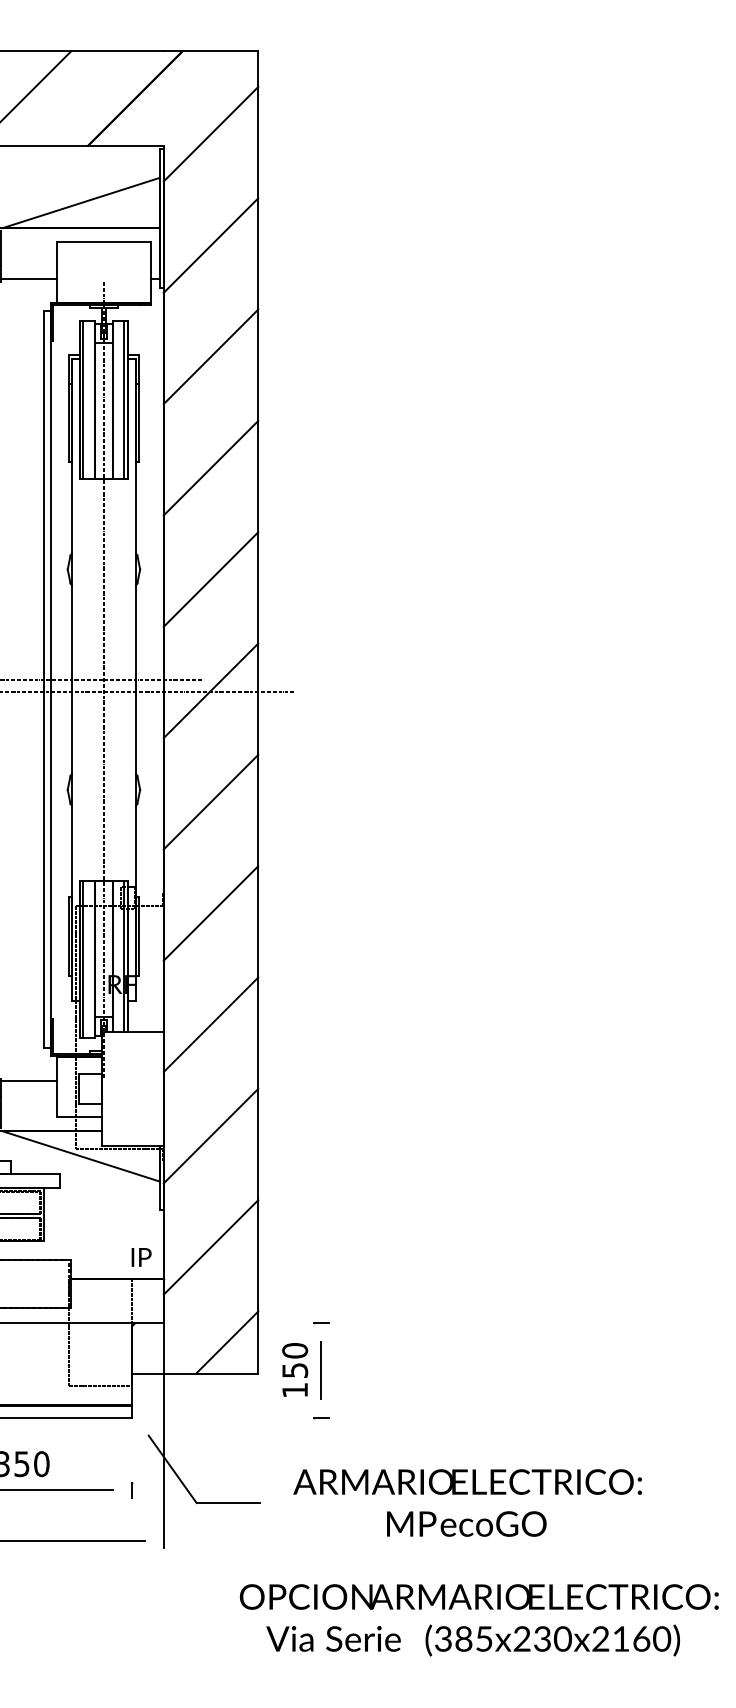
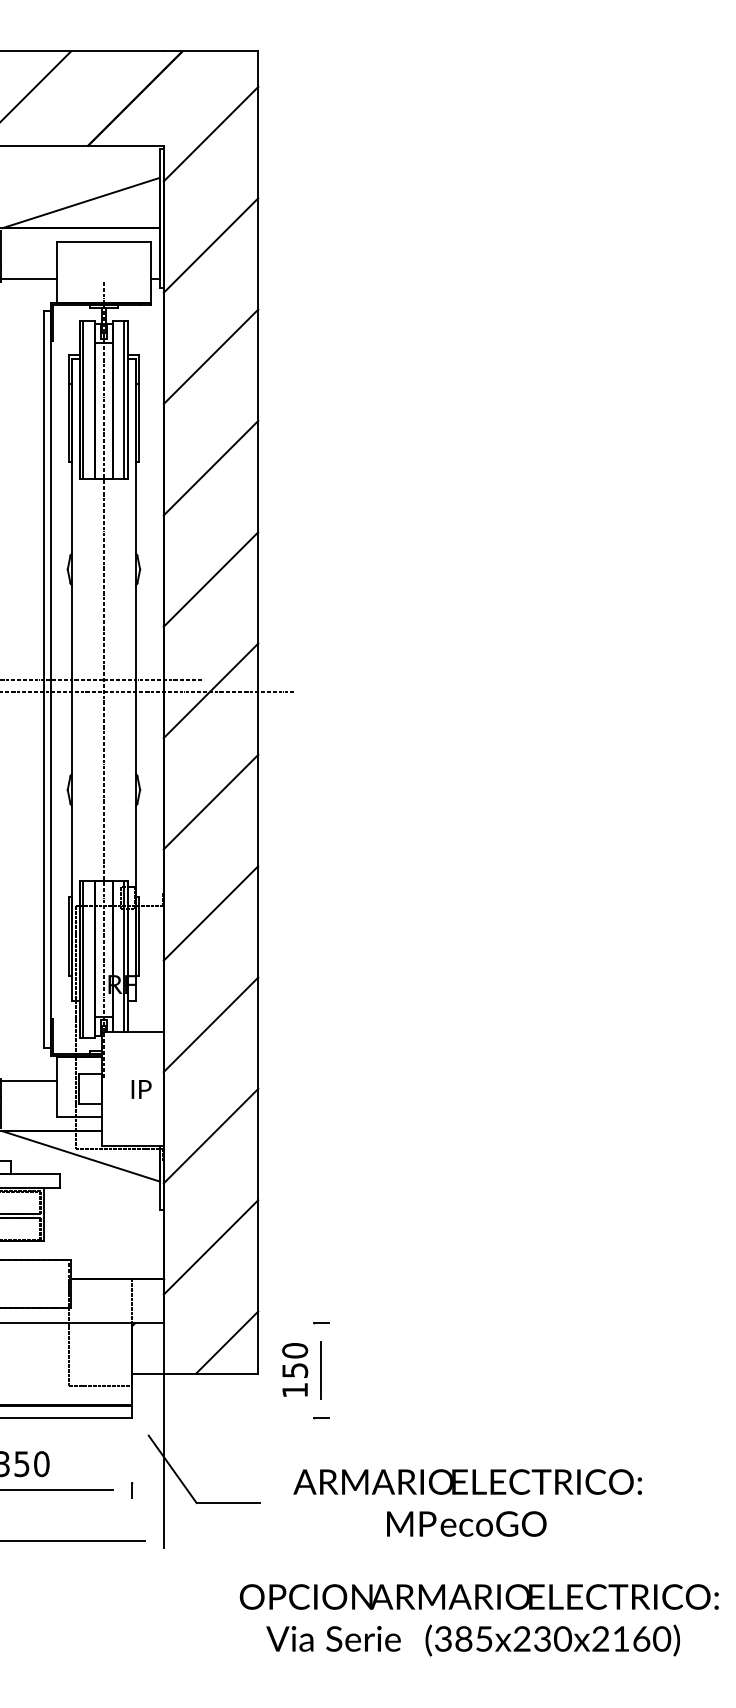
text position: (141, 1257) -> (141, 1089) (141, 1089)
